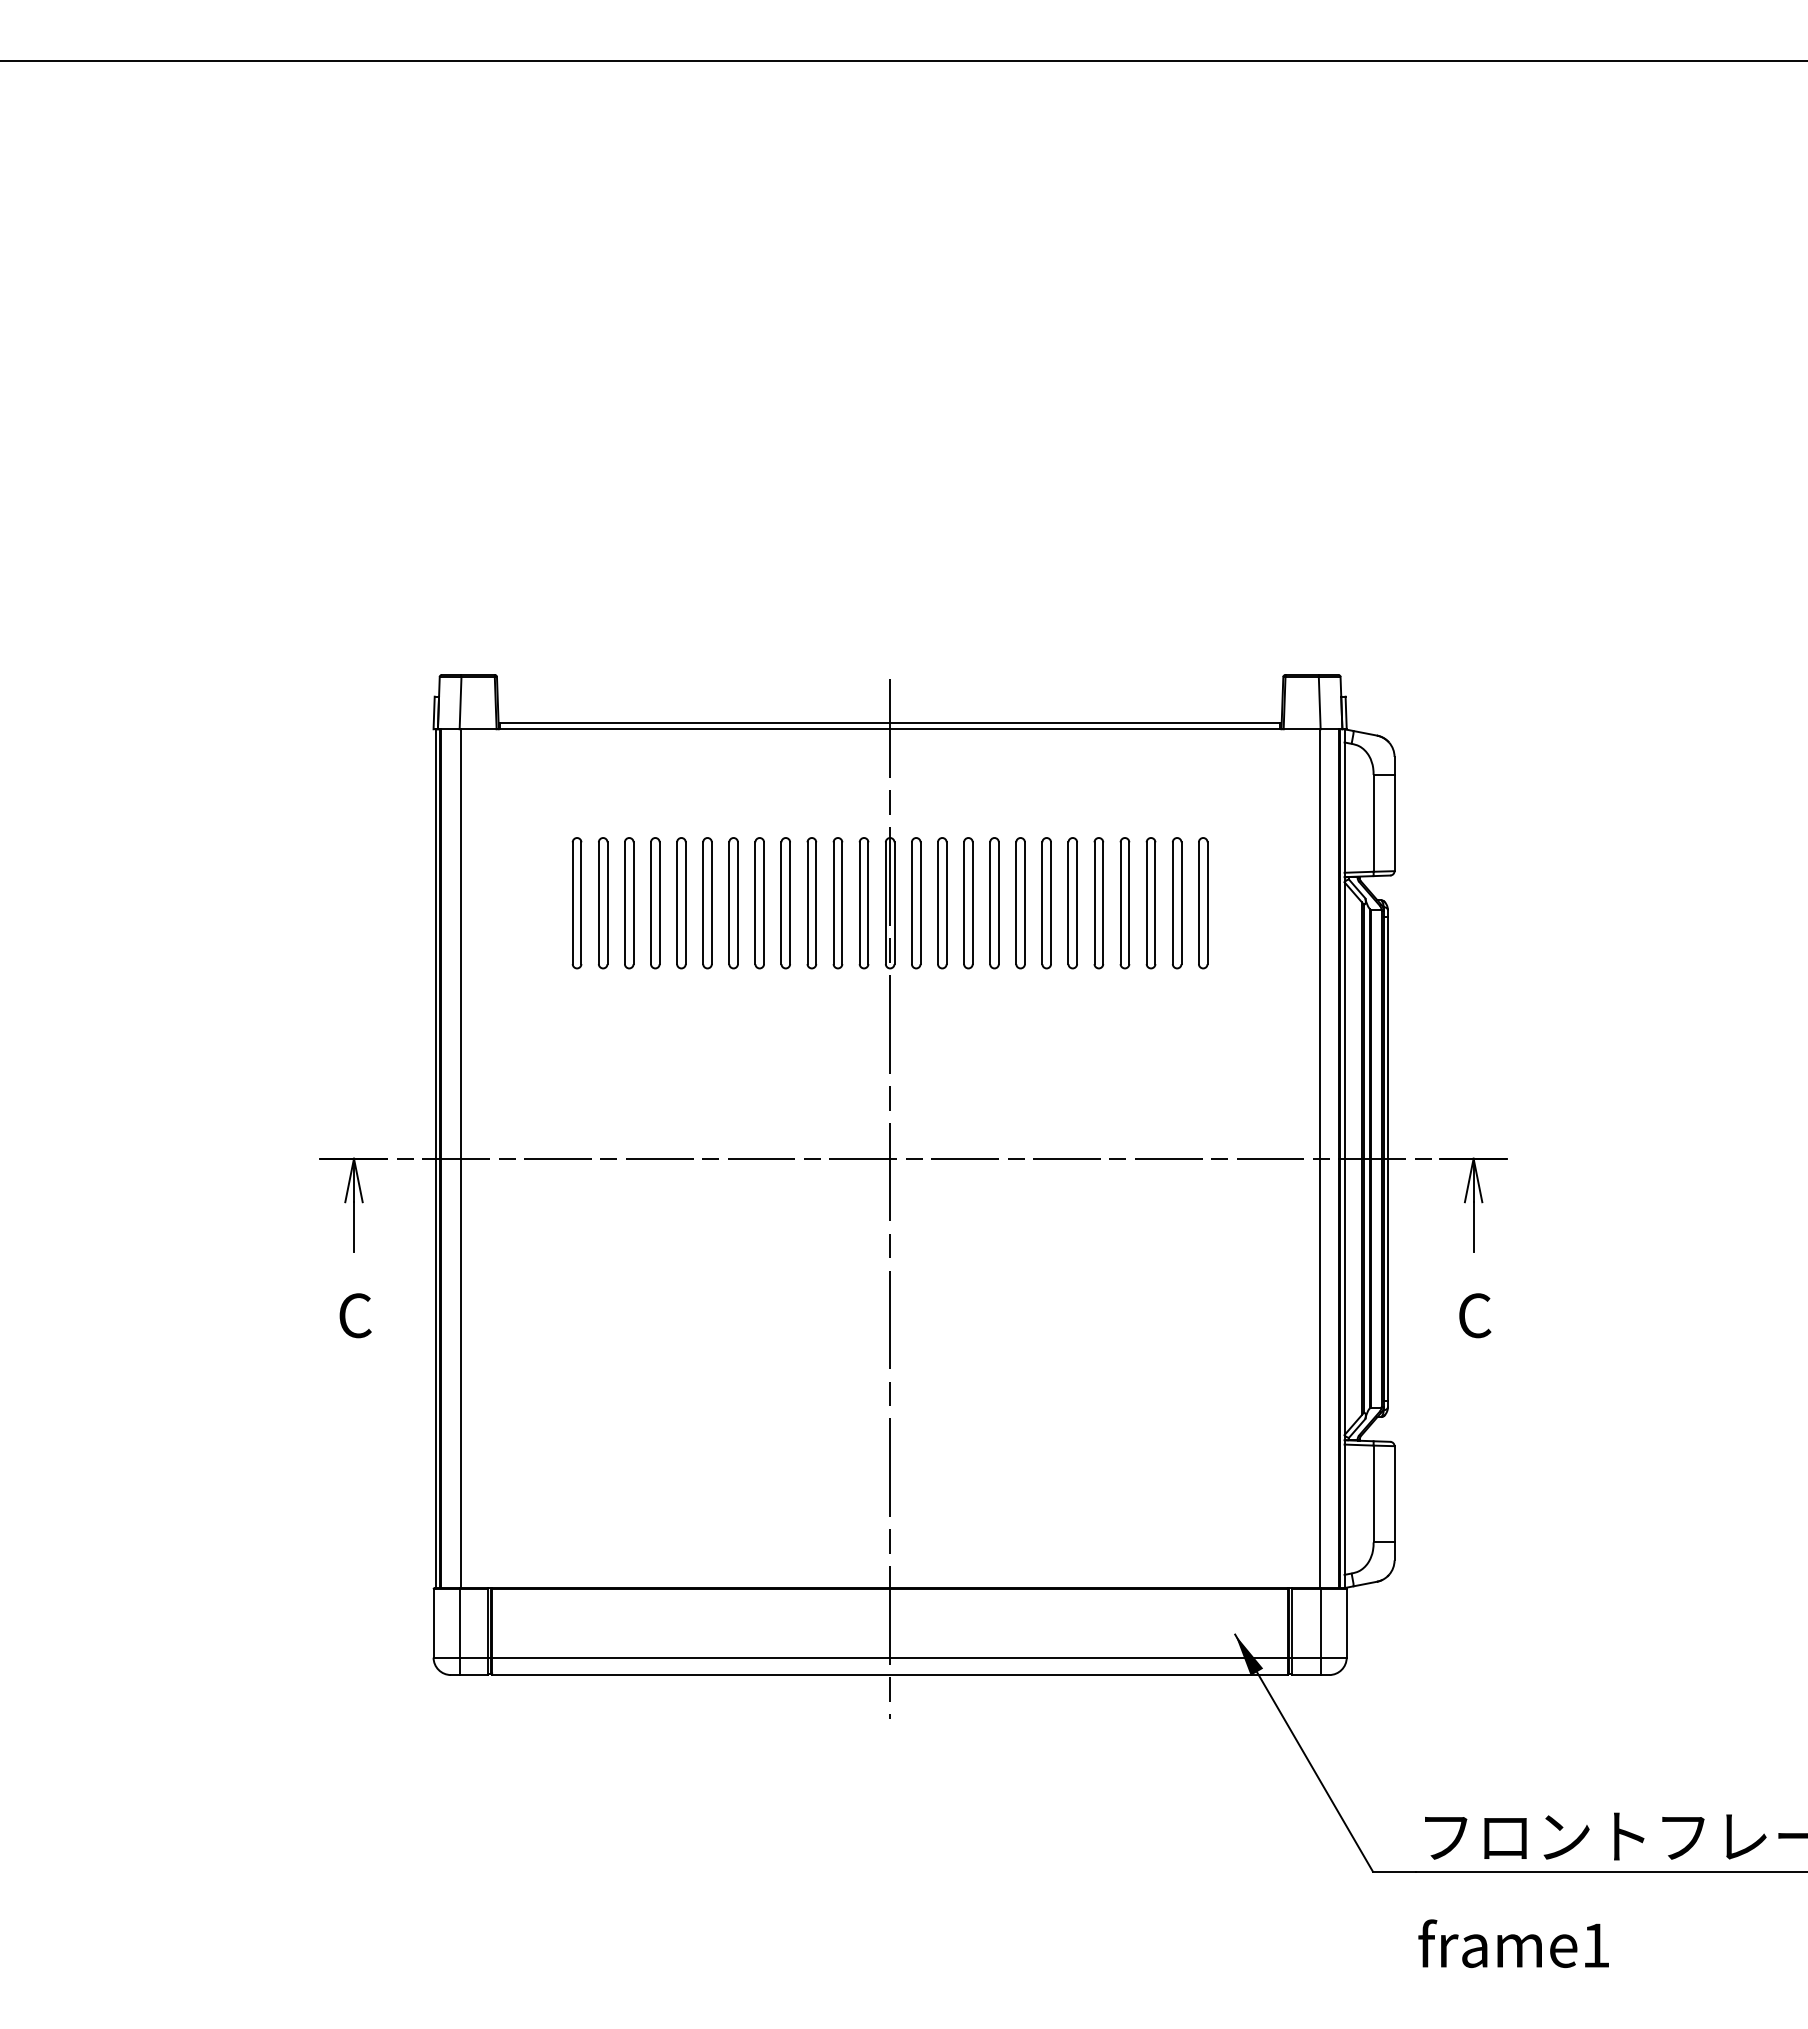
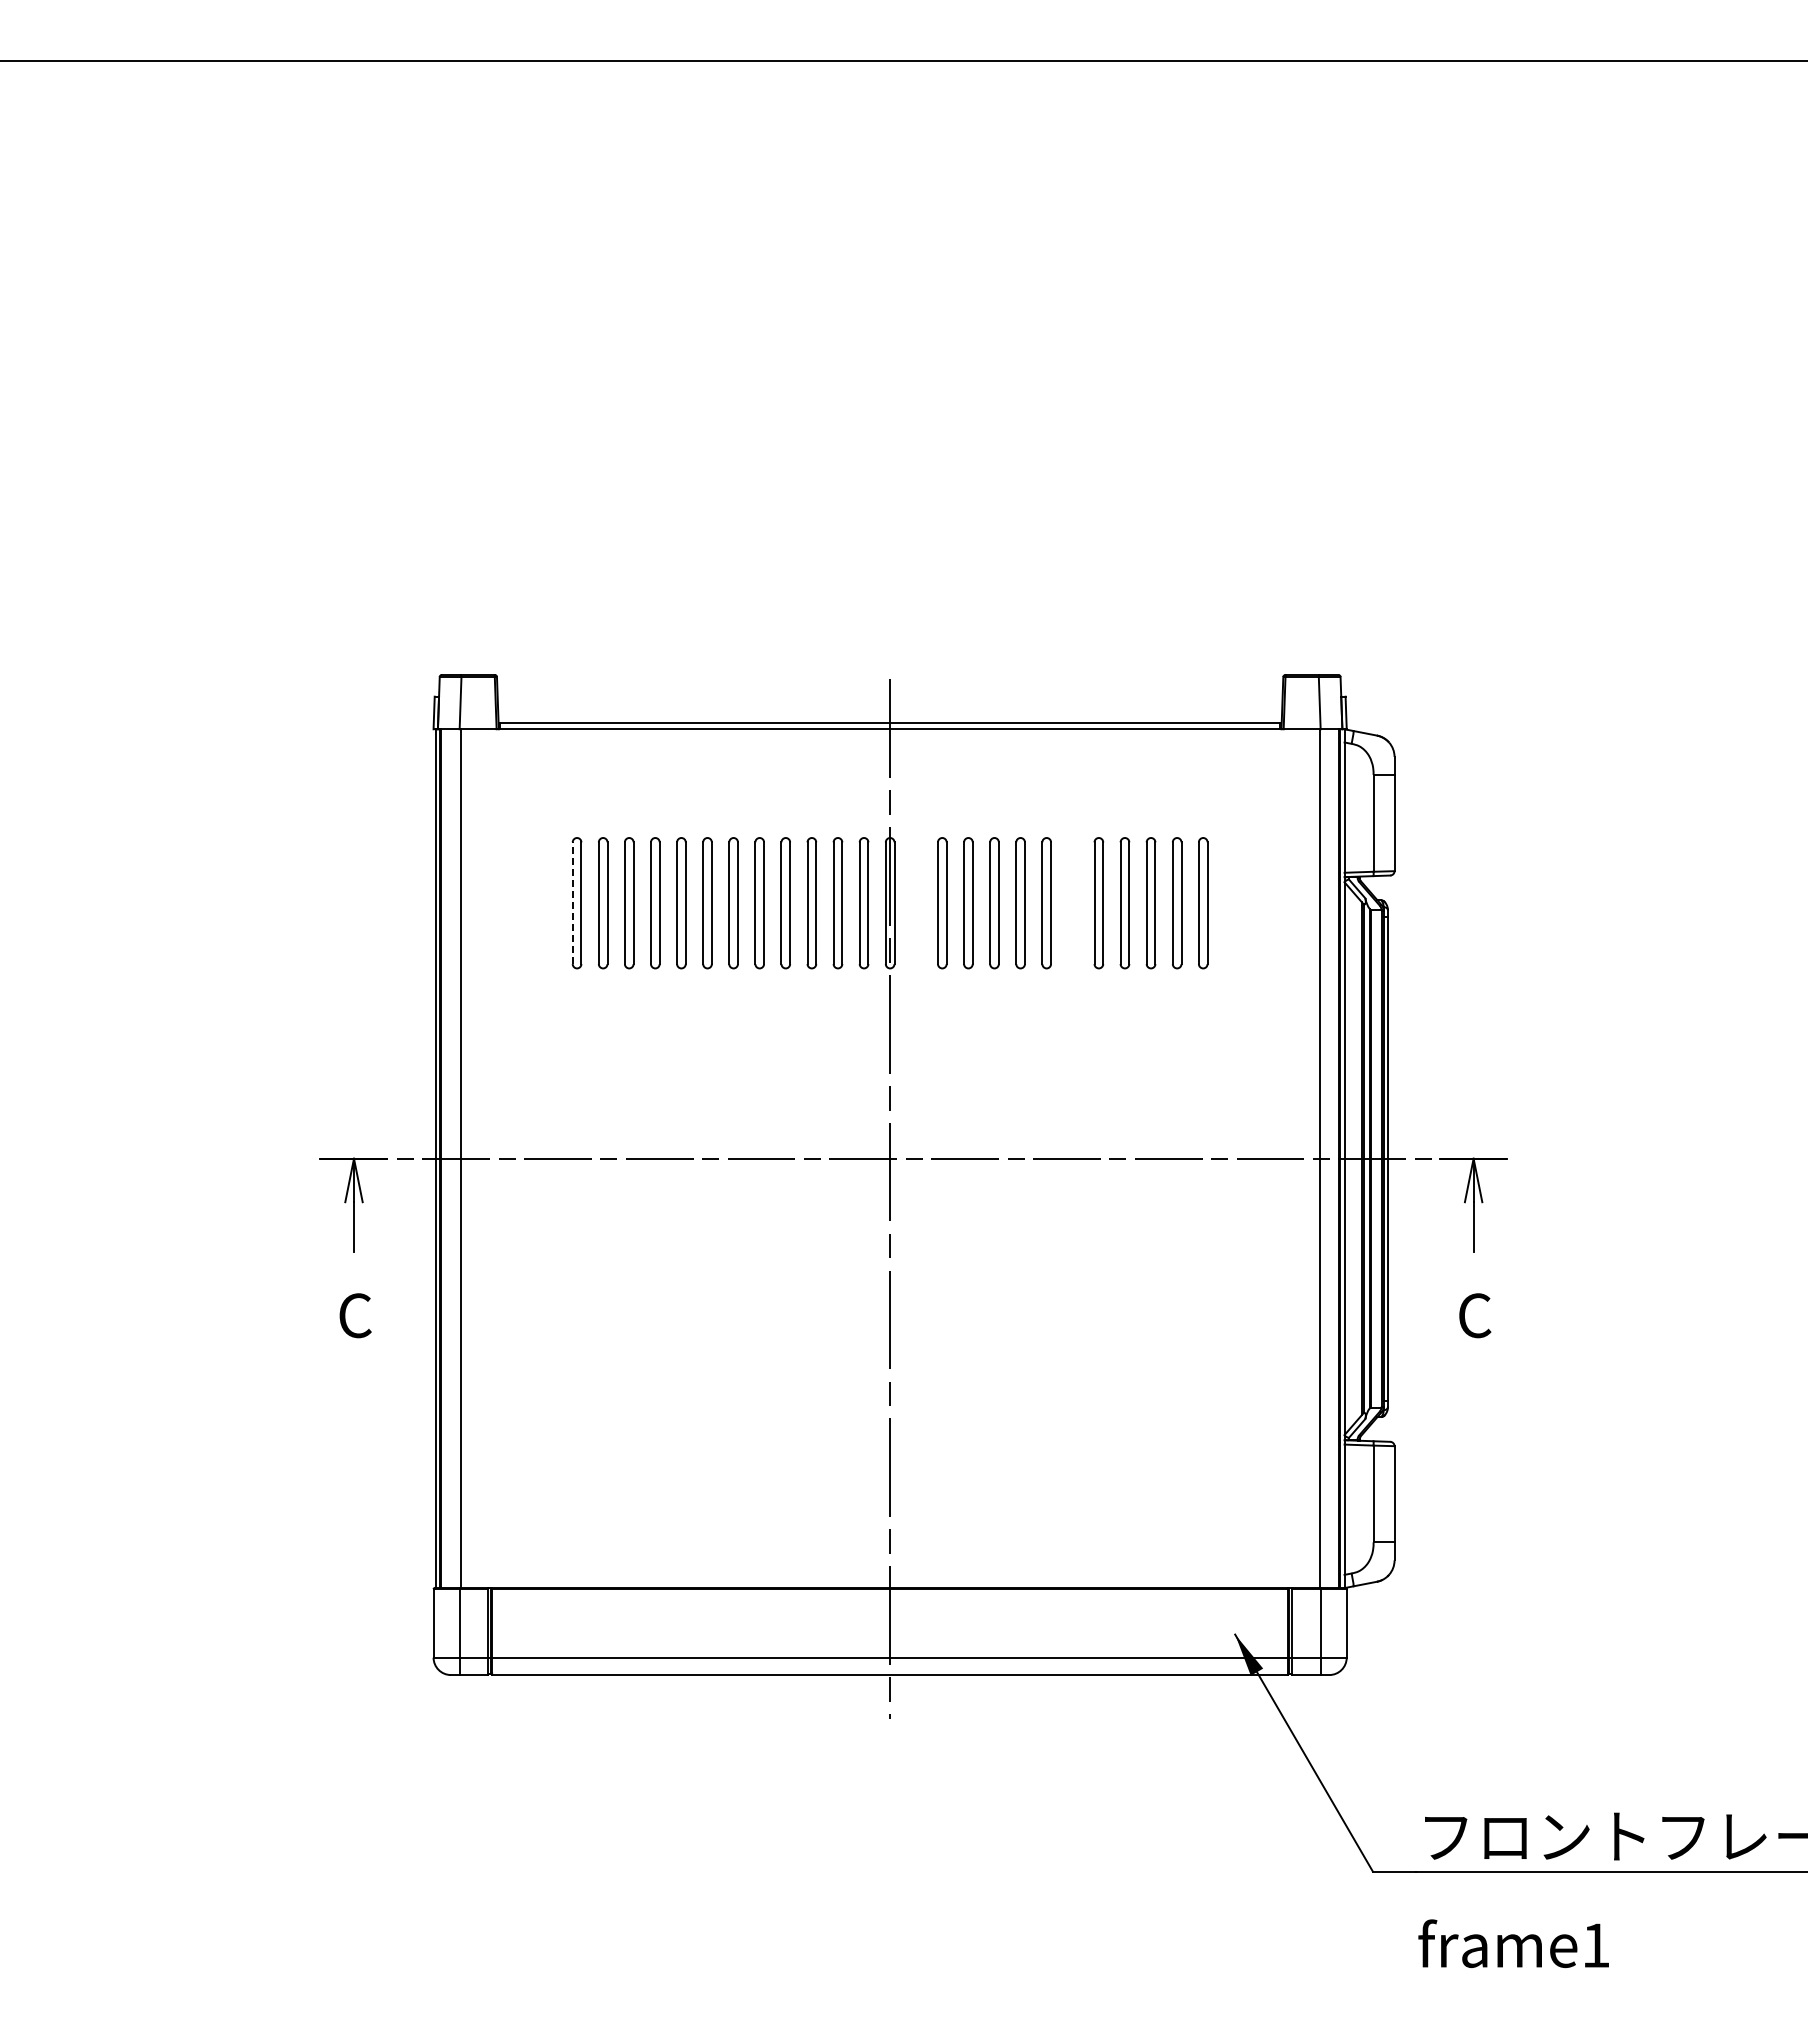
line: solid -> dashed (572, 903)
part: present -> none (916, 903)
part: present -> none (1072, 903)
